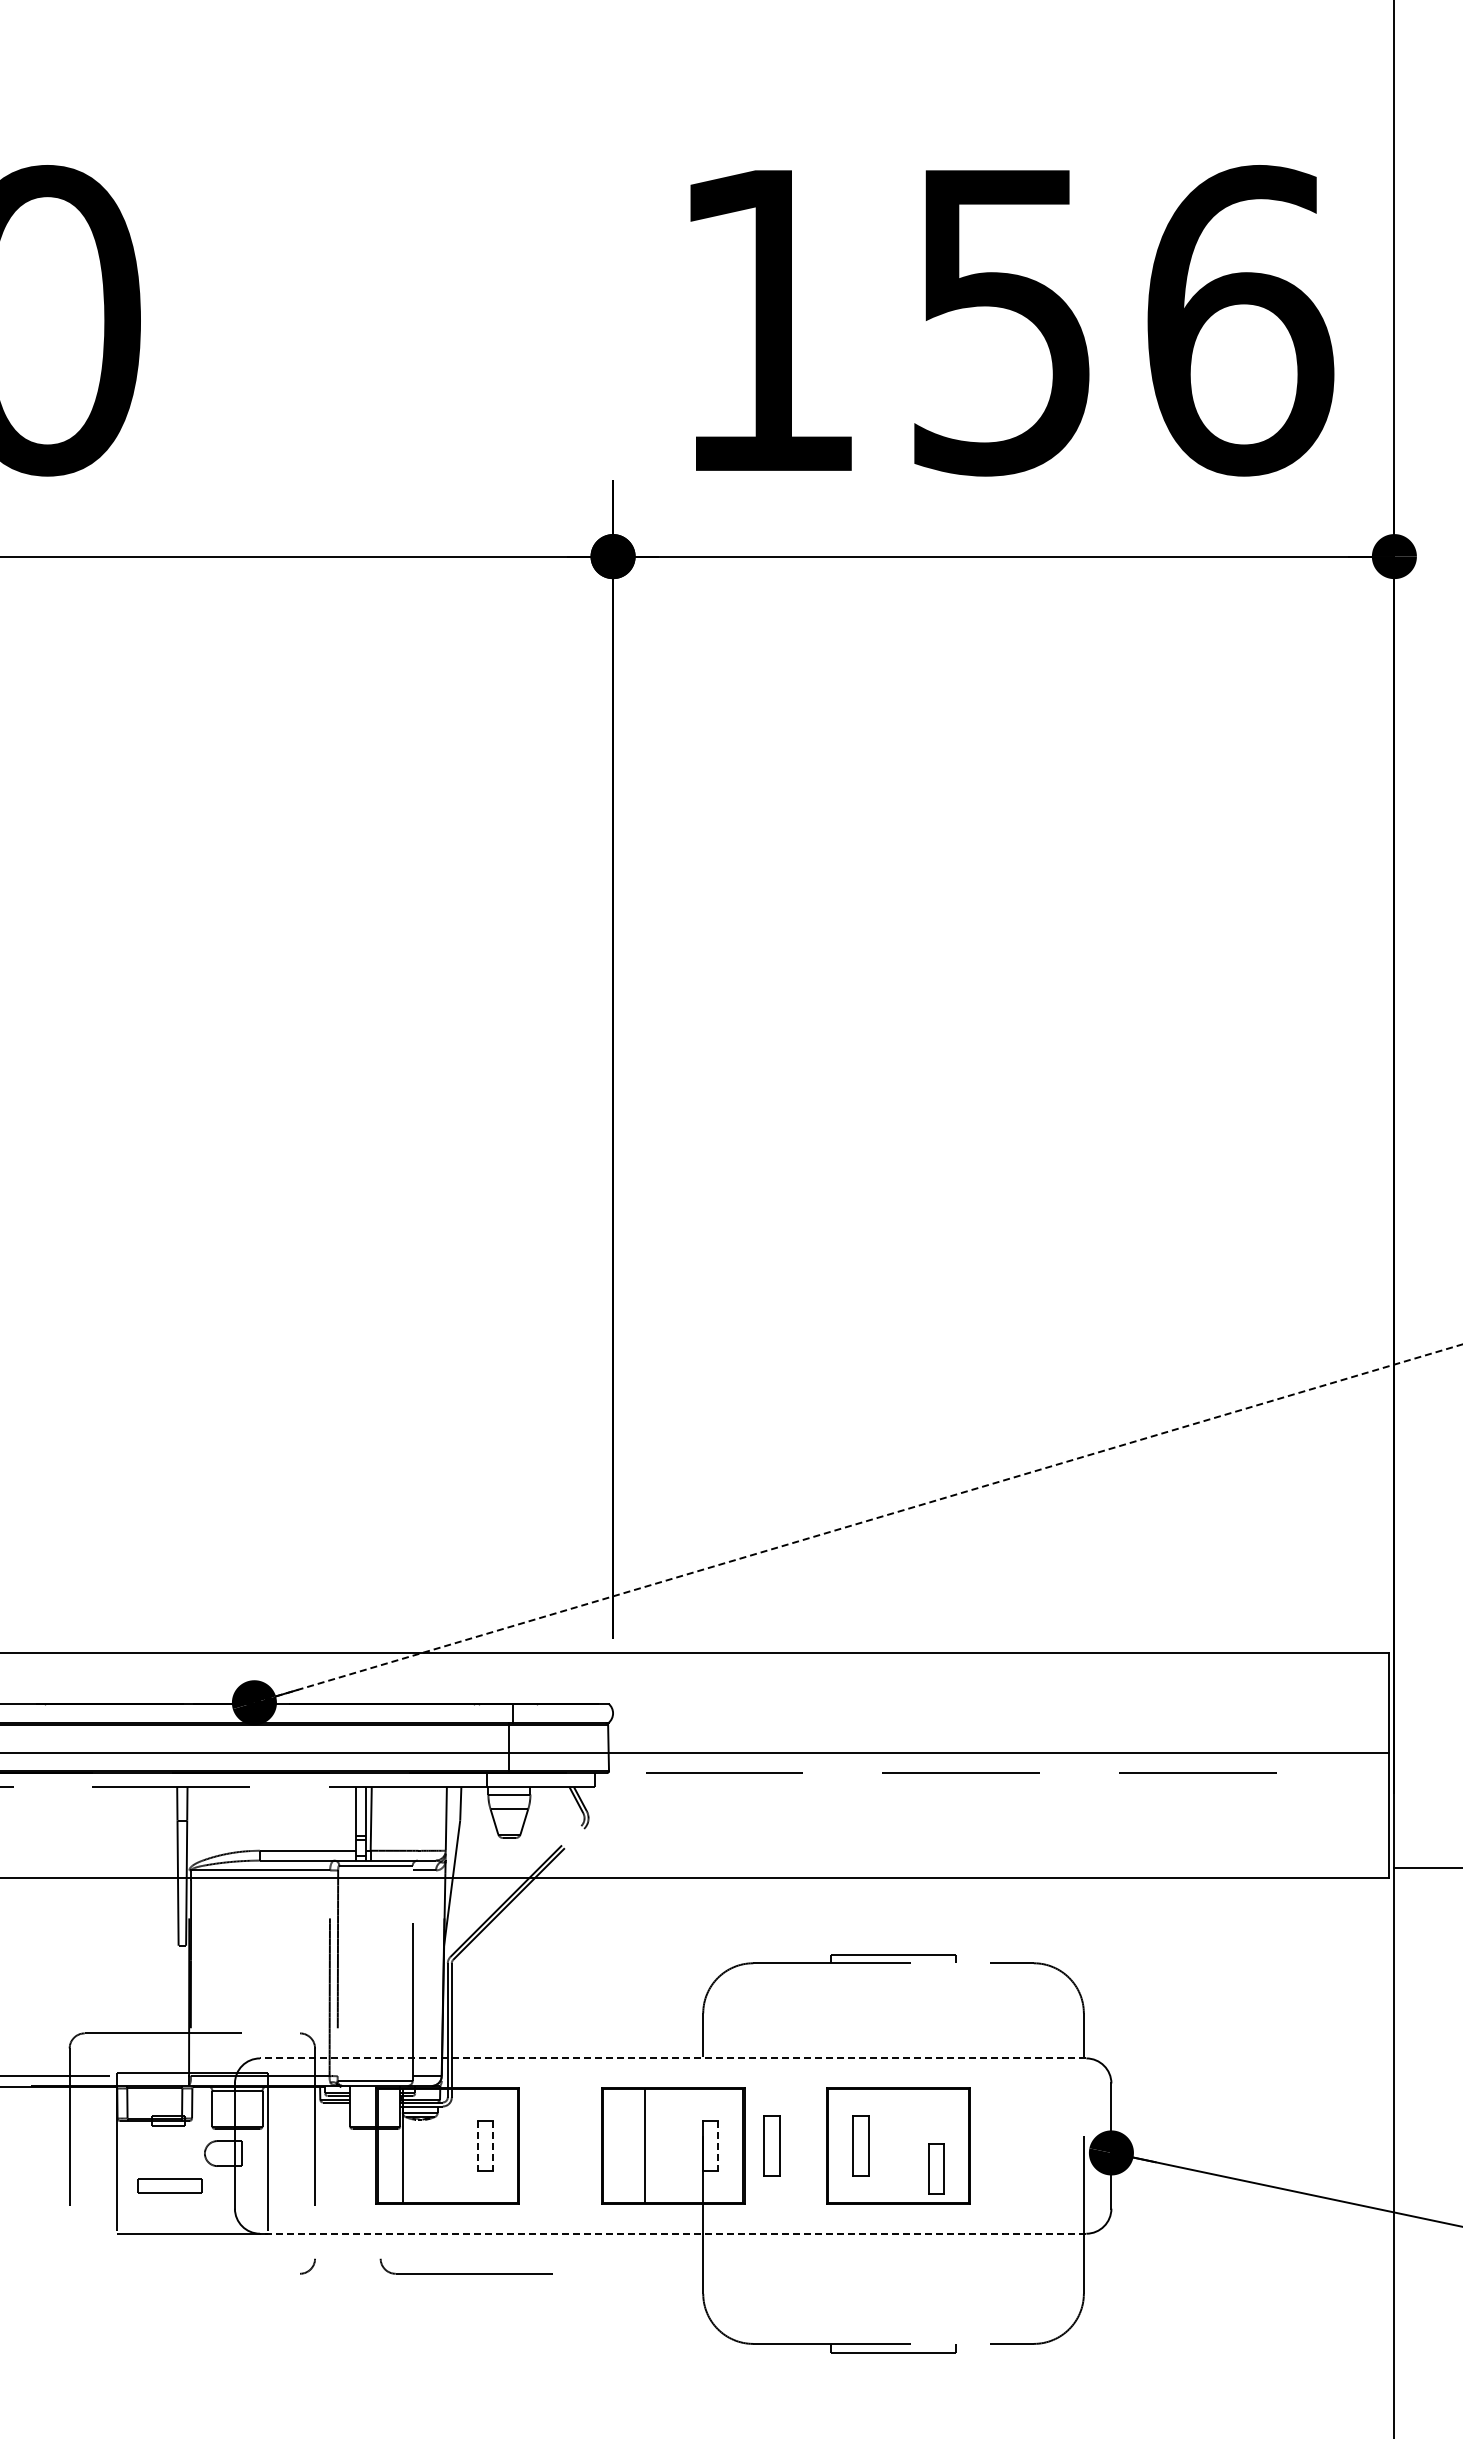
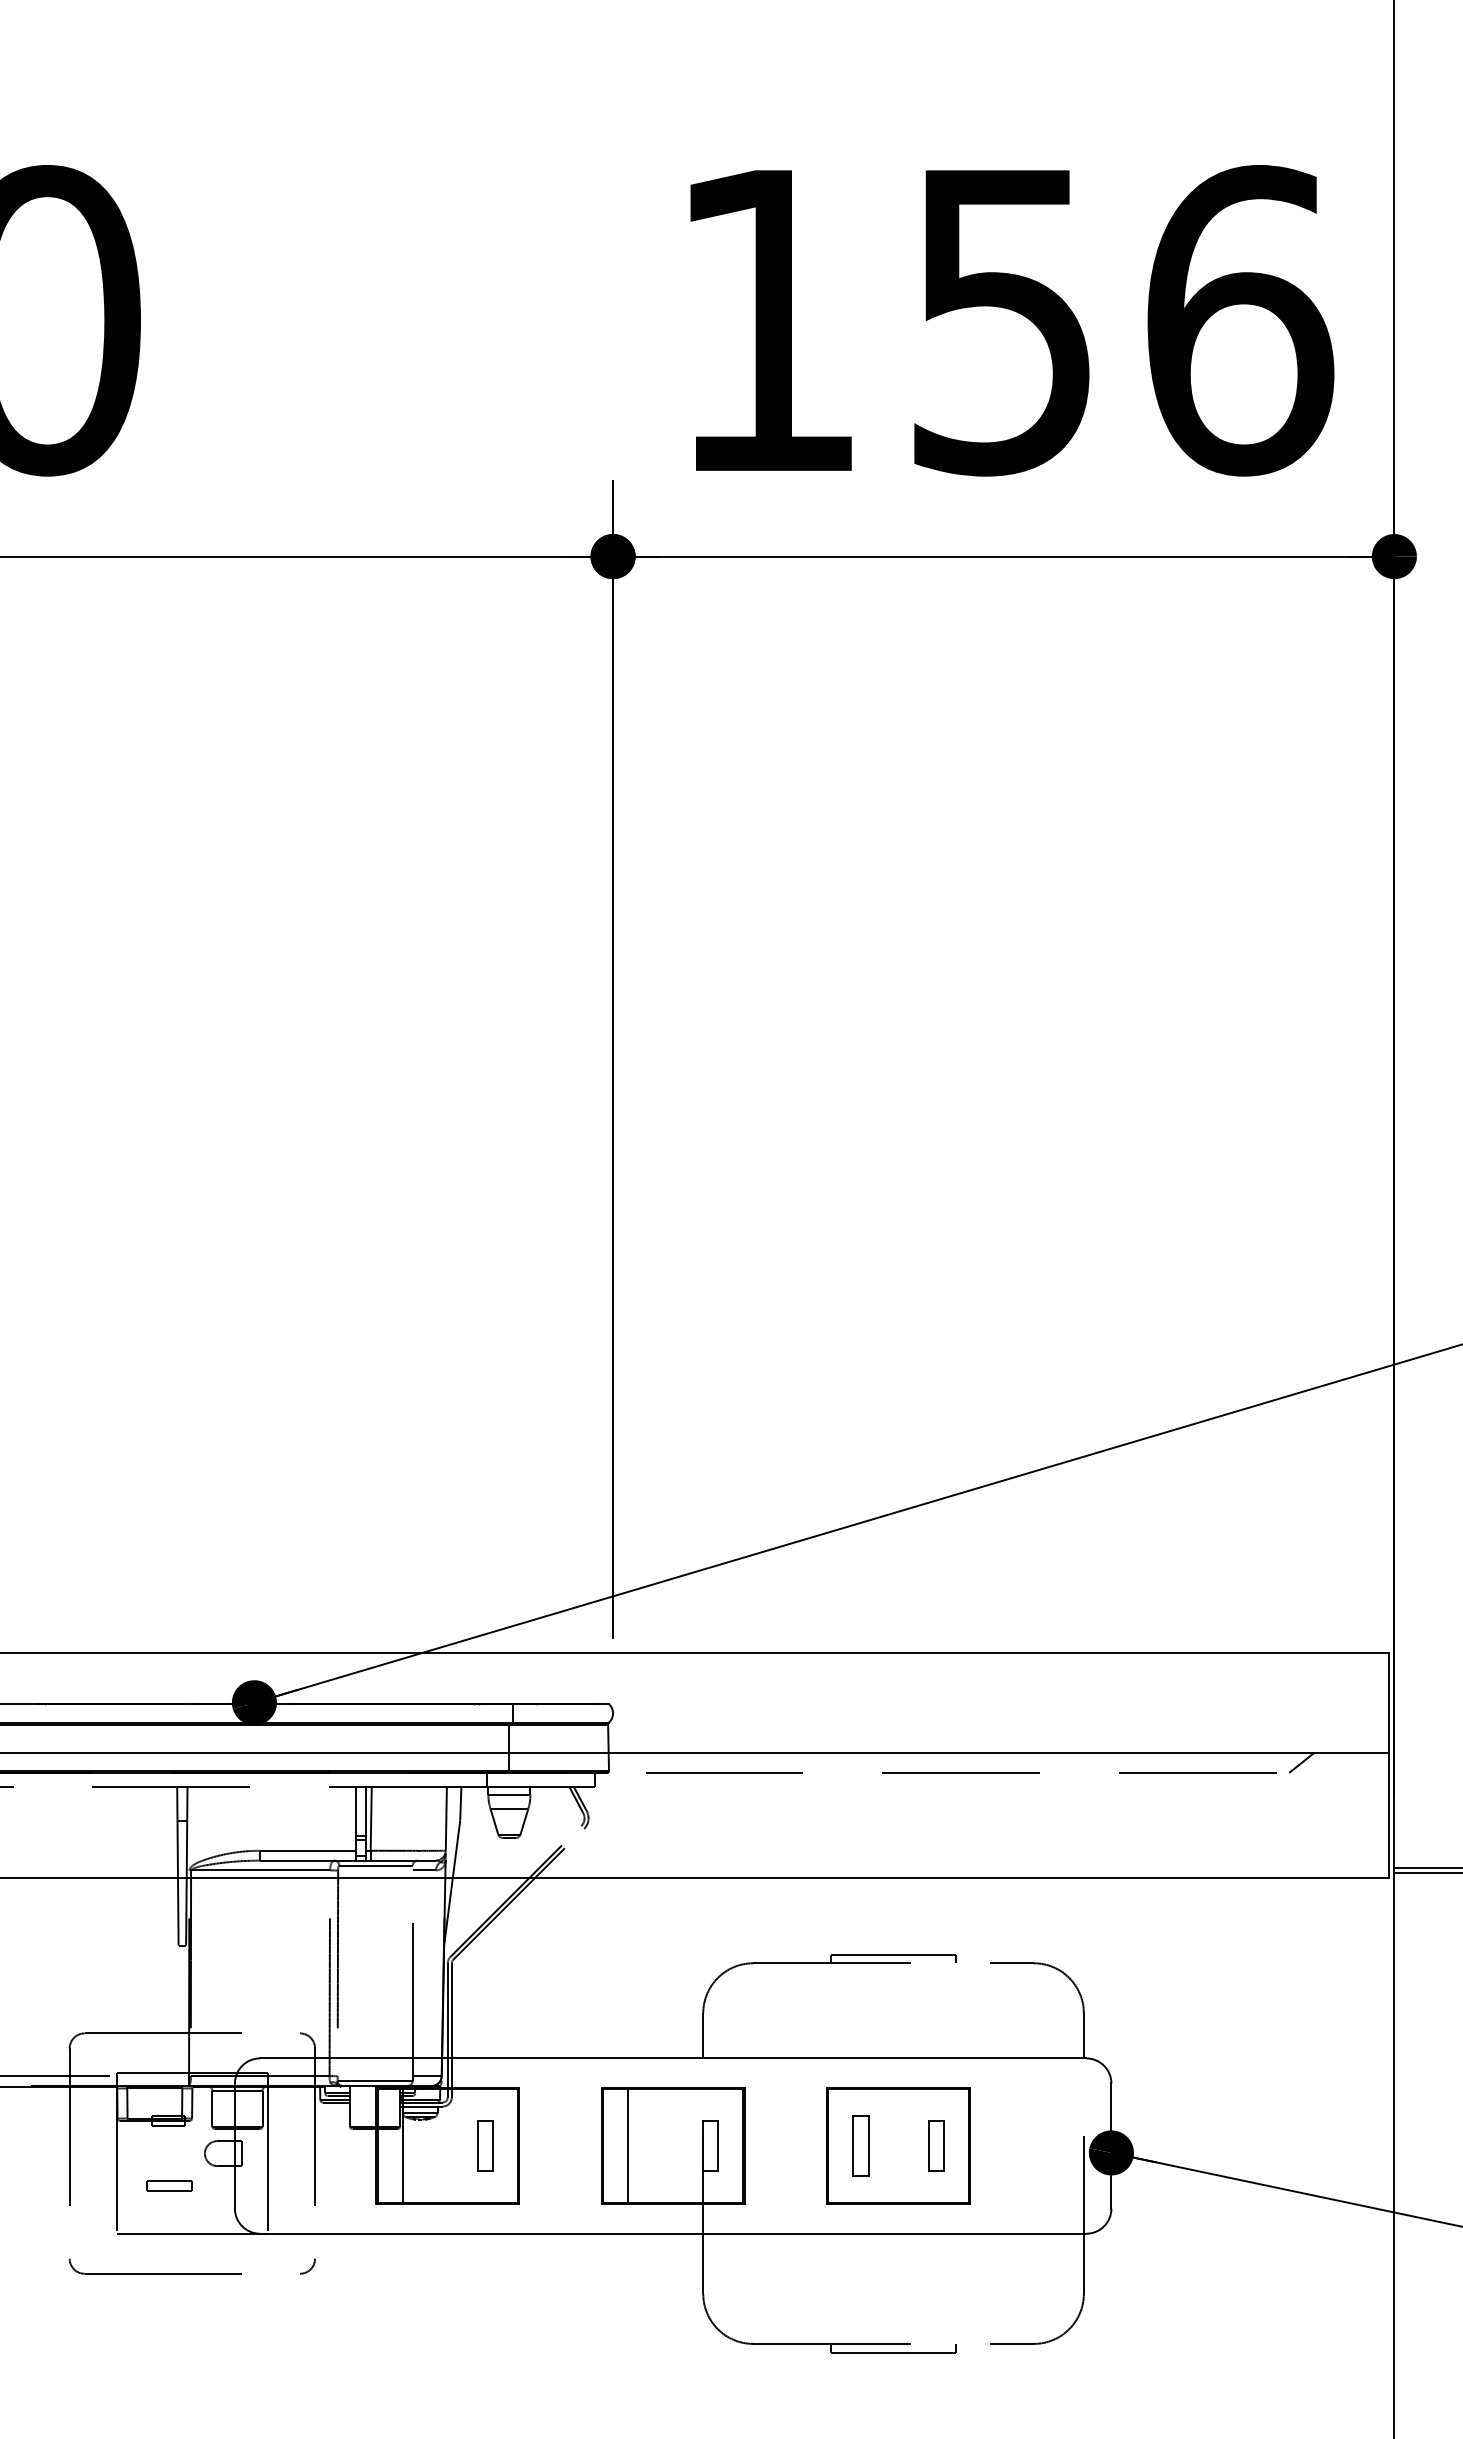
line: dashed -> solid (858, 1523)
line: none -> present (1301, 1762)
line: none -> present (1426, 1873)
line: dashed -> solid (672, 2058)
line position: (645, 2145) -> (628, 2145) (628, 2145)
part: present -> none (771, 2145)
line: dashed -> solid (477, 2146)
line: dashed -> solid (492, 2146)
line: dashed -> solid (718, 2146)
part position: (936, 2168) -> (936, 2145) (936, 2145)
part size: 66x16 px -> 47x12 px (169, 2185)
line: dashed -> solid (672, 2233)
part position: (465, 2273) -> (154, 2273) (154, 2273)
